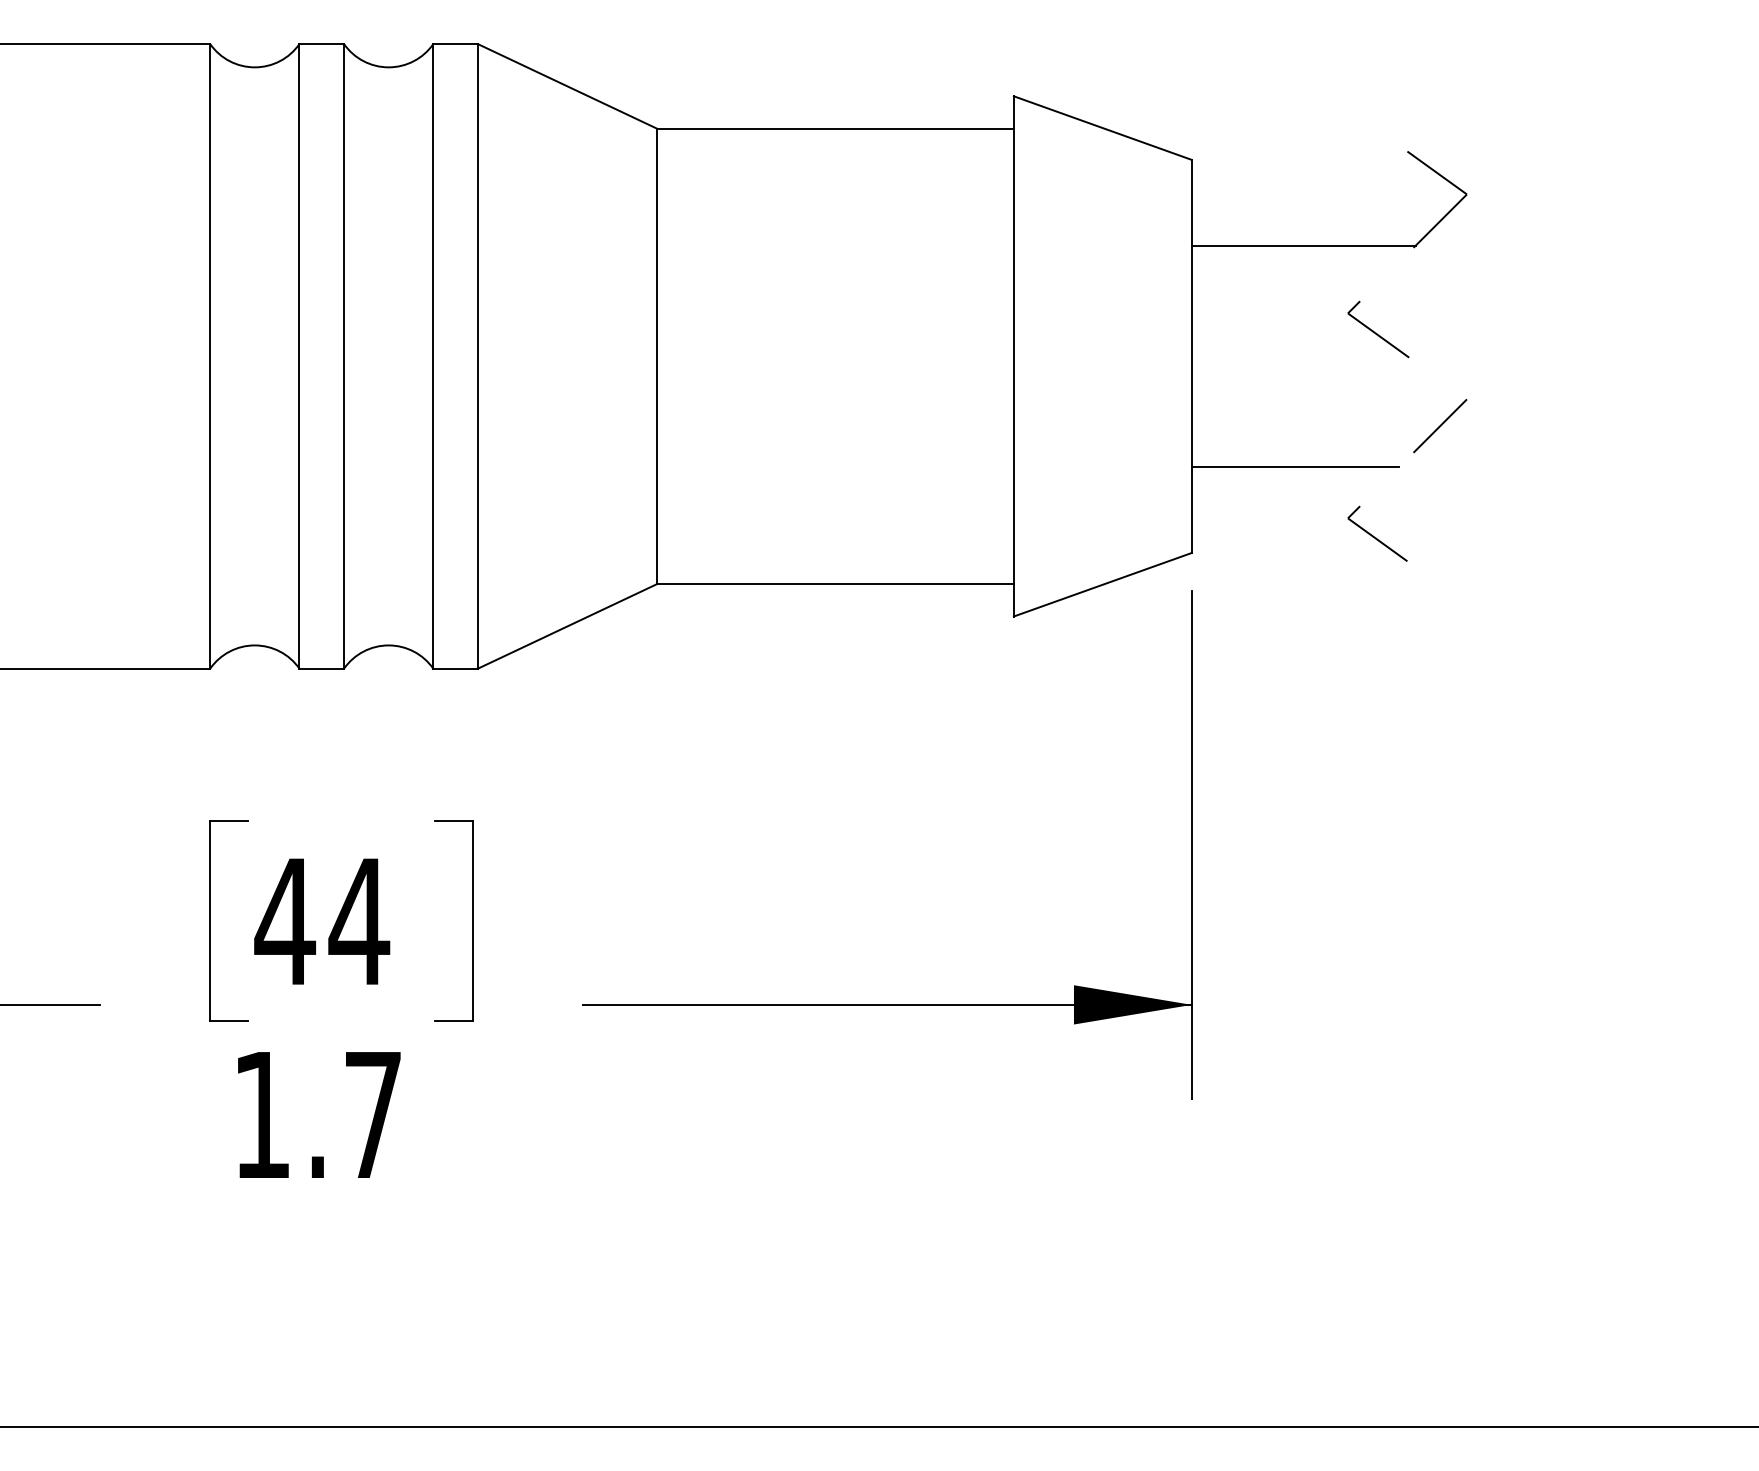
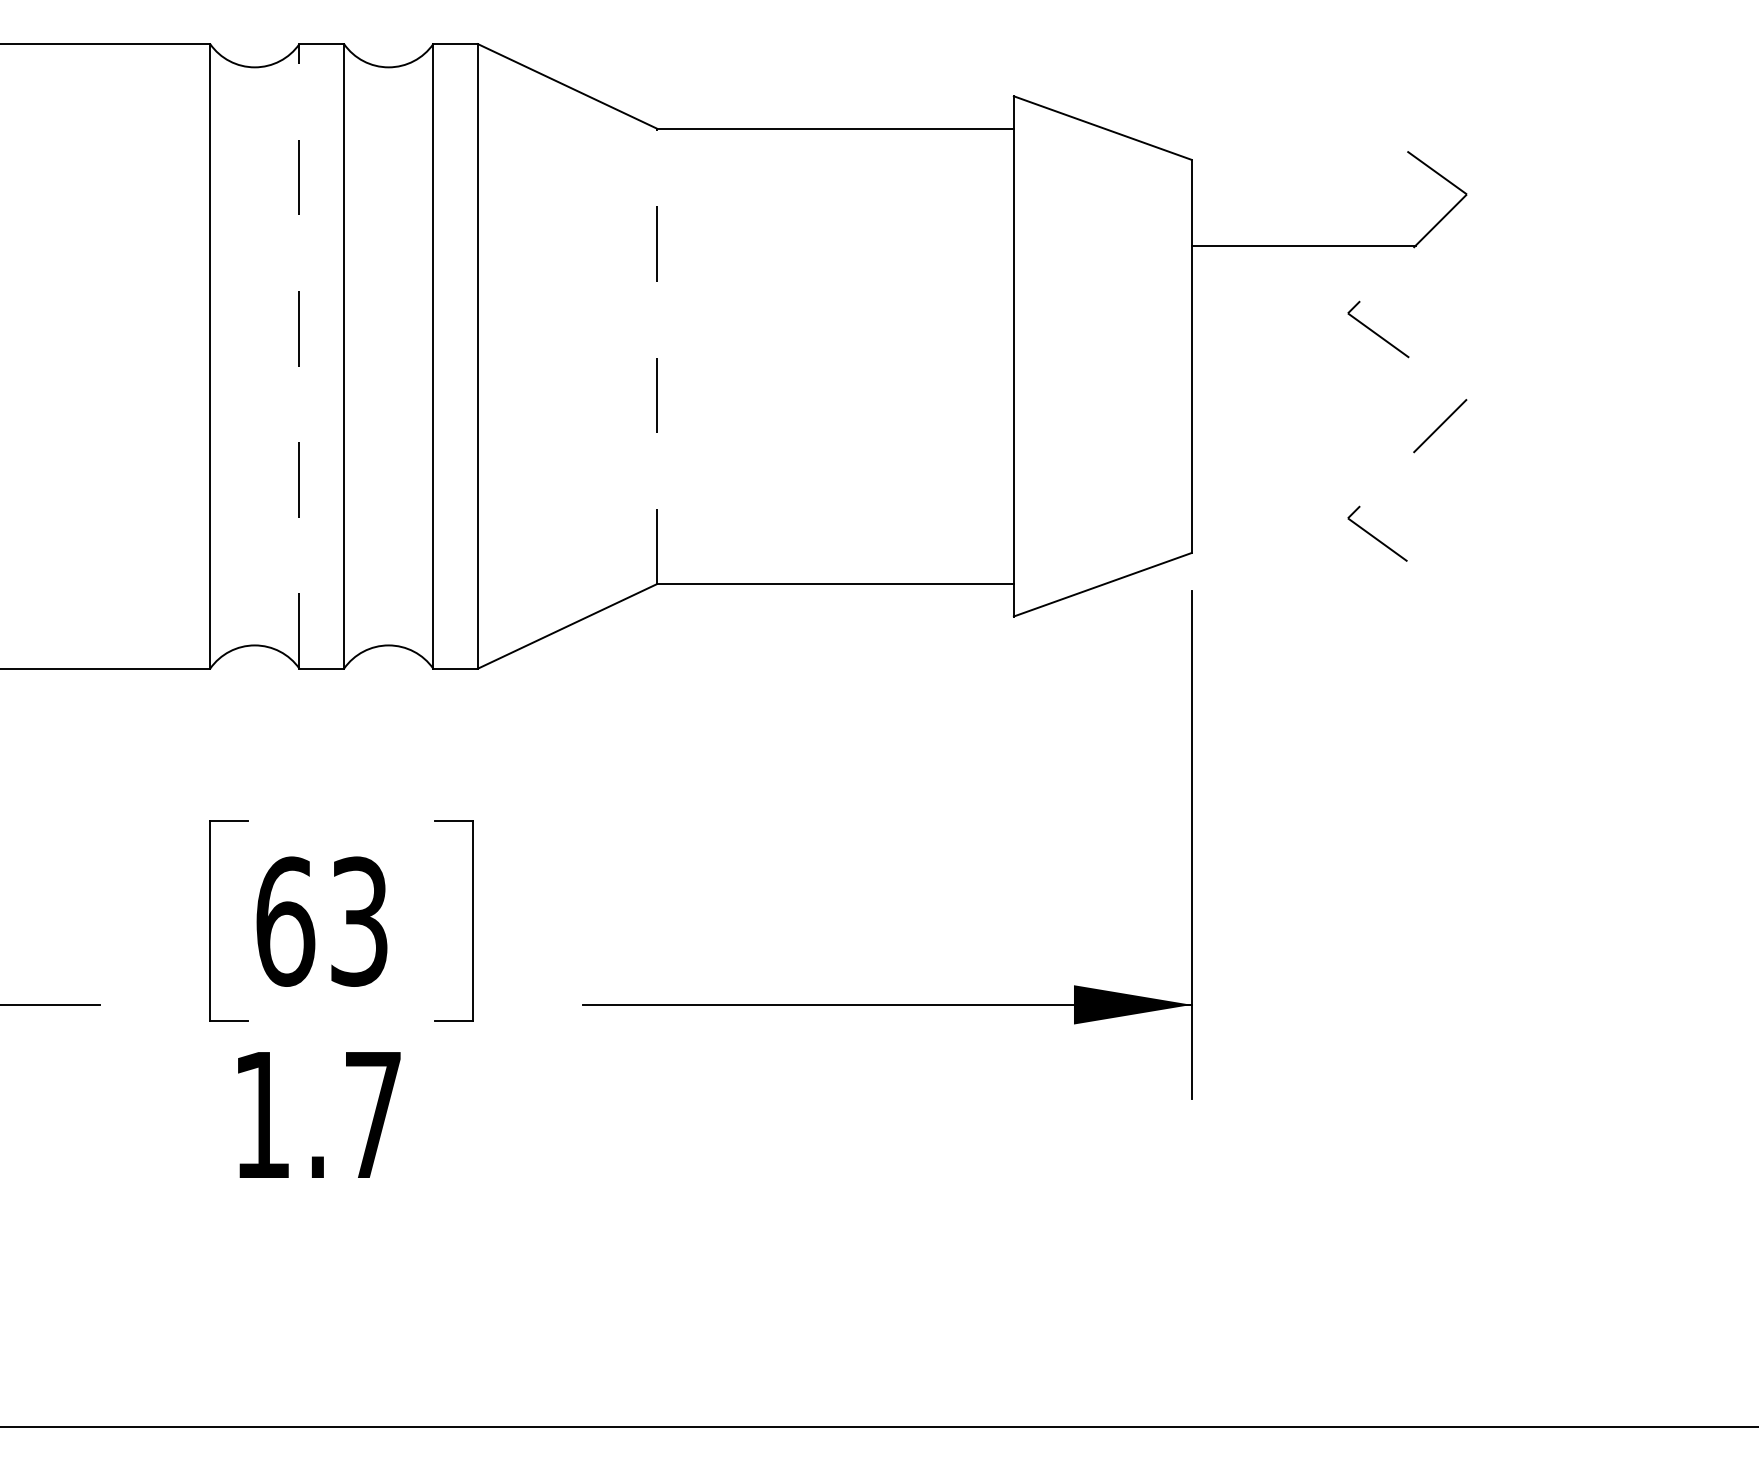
line: solid -> dashed (299, 355)
line: solid -> dashed (656, 356)
line: present -> none (1295, 466)
text: 44 -> 63 (322, 921)
